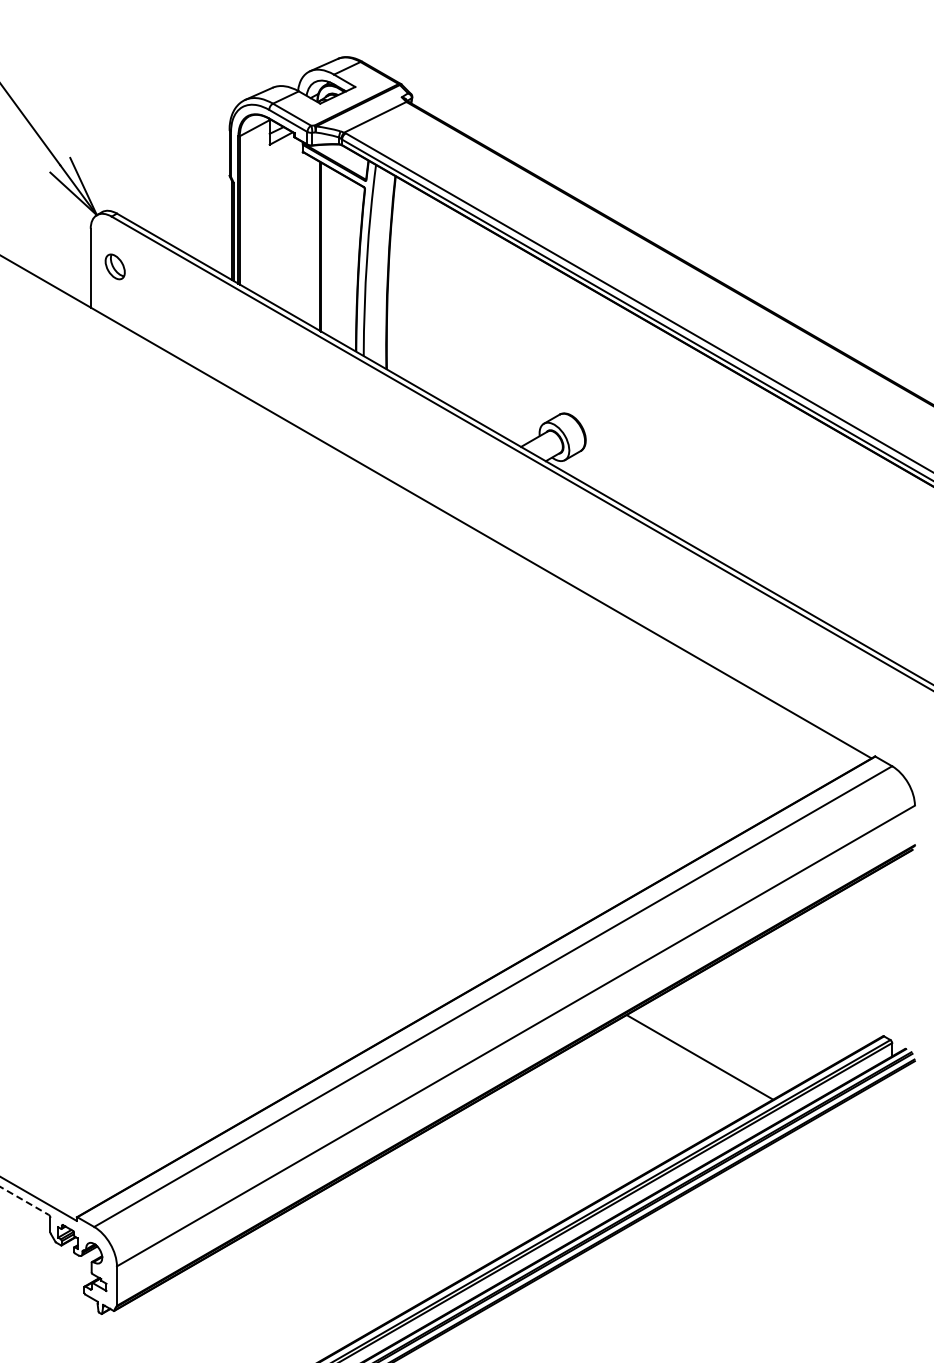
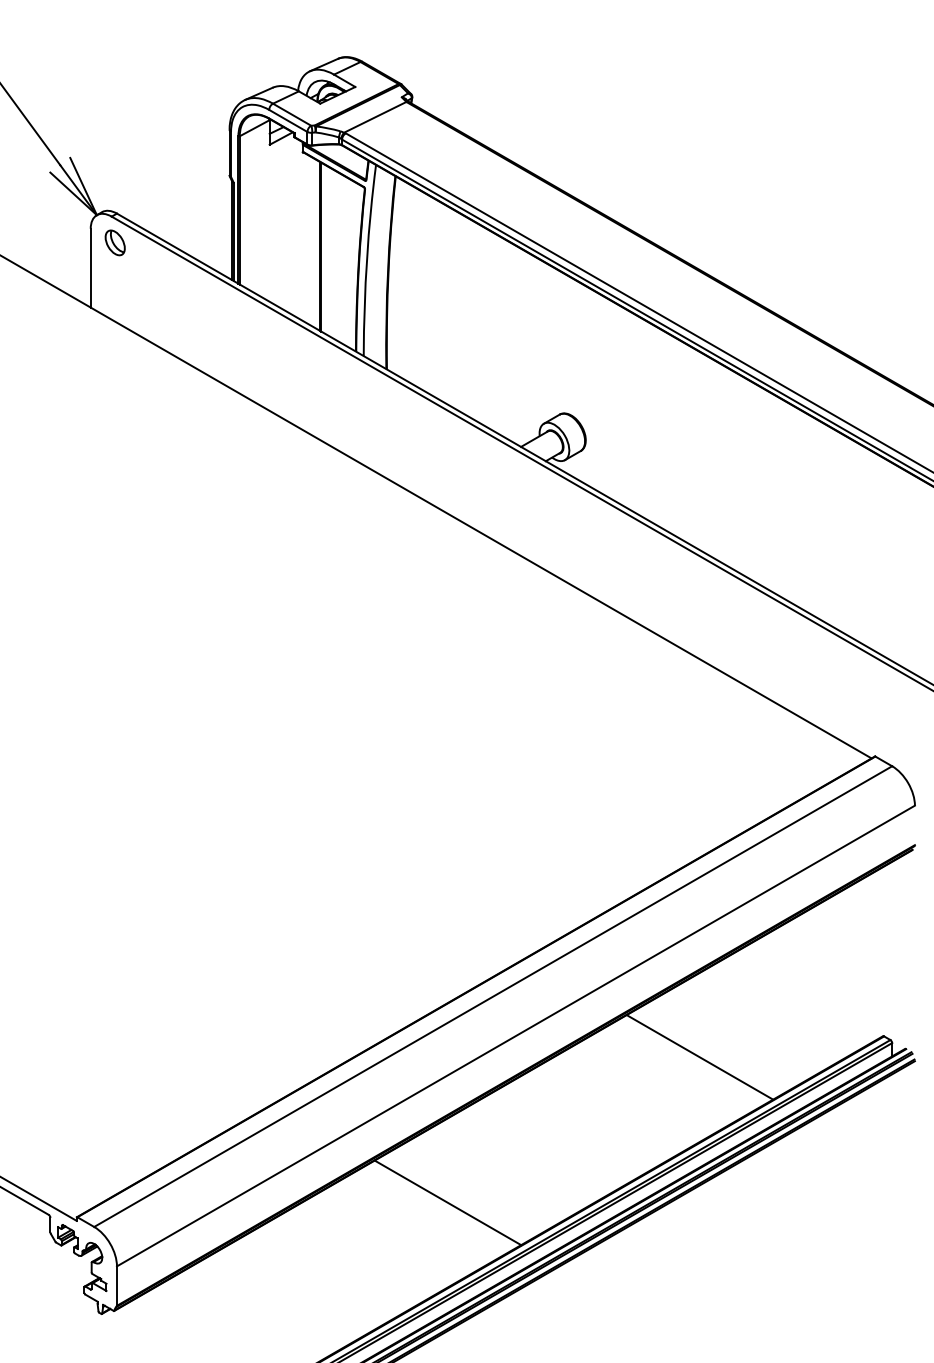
part position: (114, 266) -> (114, 242) (114, 242)
line: dashed -> solid (24, 1200)
line: none -> present (447, 1202)
